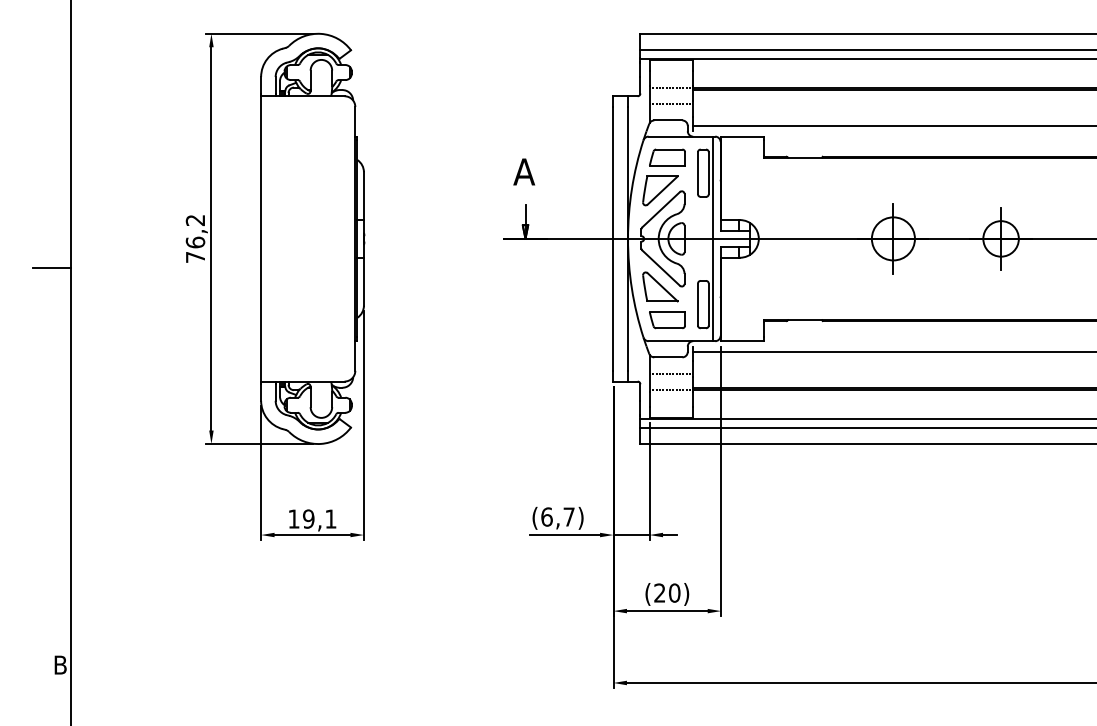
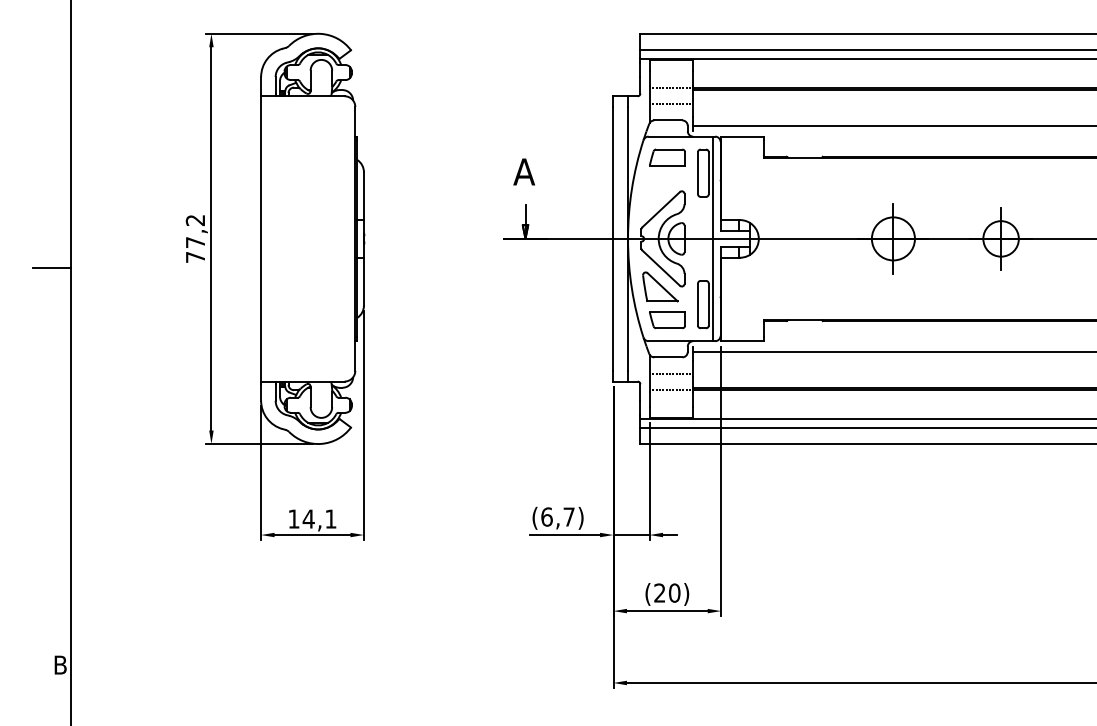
part: present -> none (660, 190)
text: 76,2 -> 77,2 (195, 242)
text: 19,1 -> 14,1 (308, 518)
